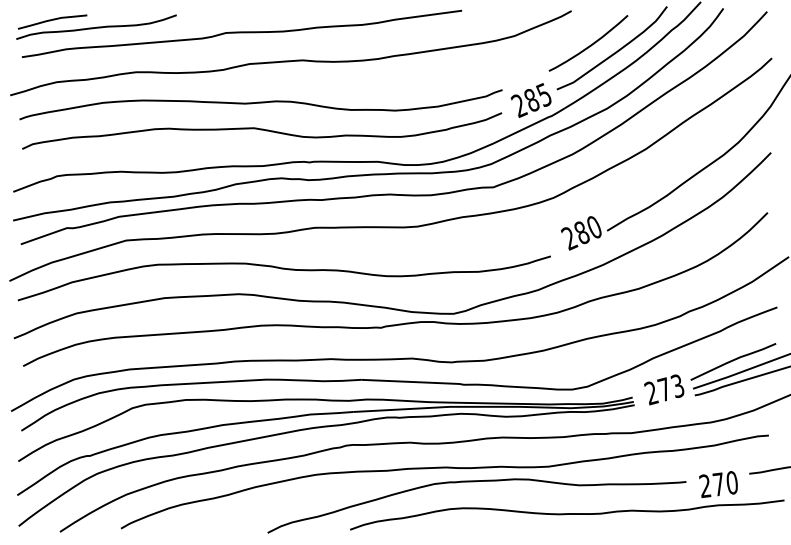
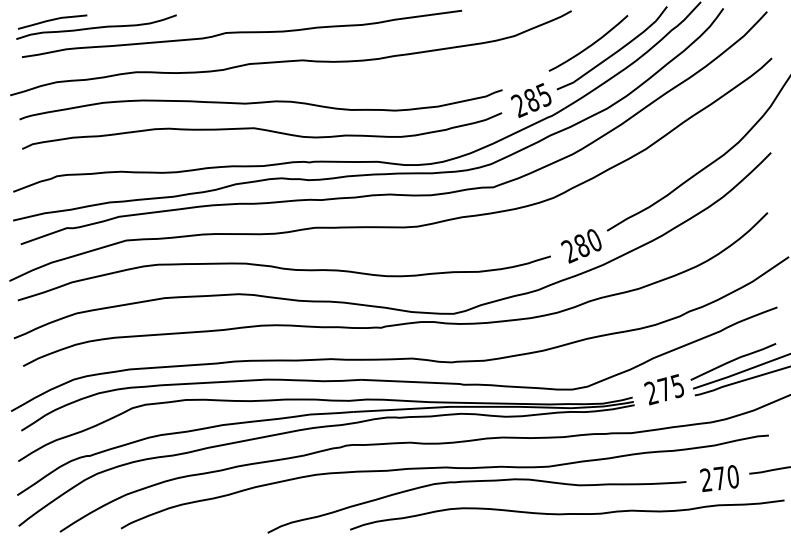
text position: (581, 233) -> (581, 246) (581, 246)
text: 273 -> 275 (677, 385)
text position: (718, 484) -> (719, 478) (719, 478)
